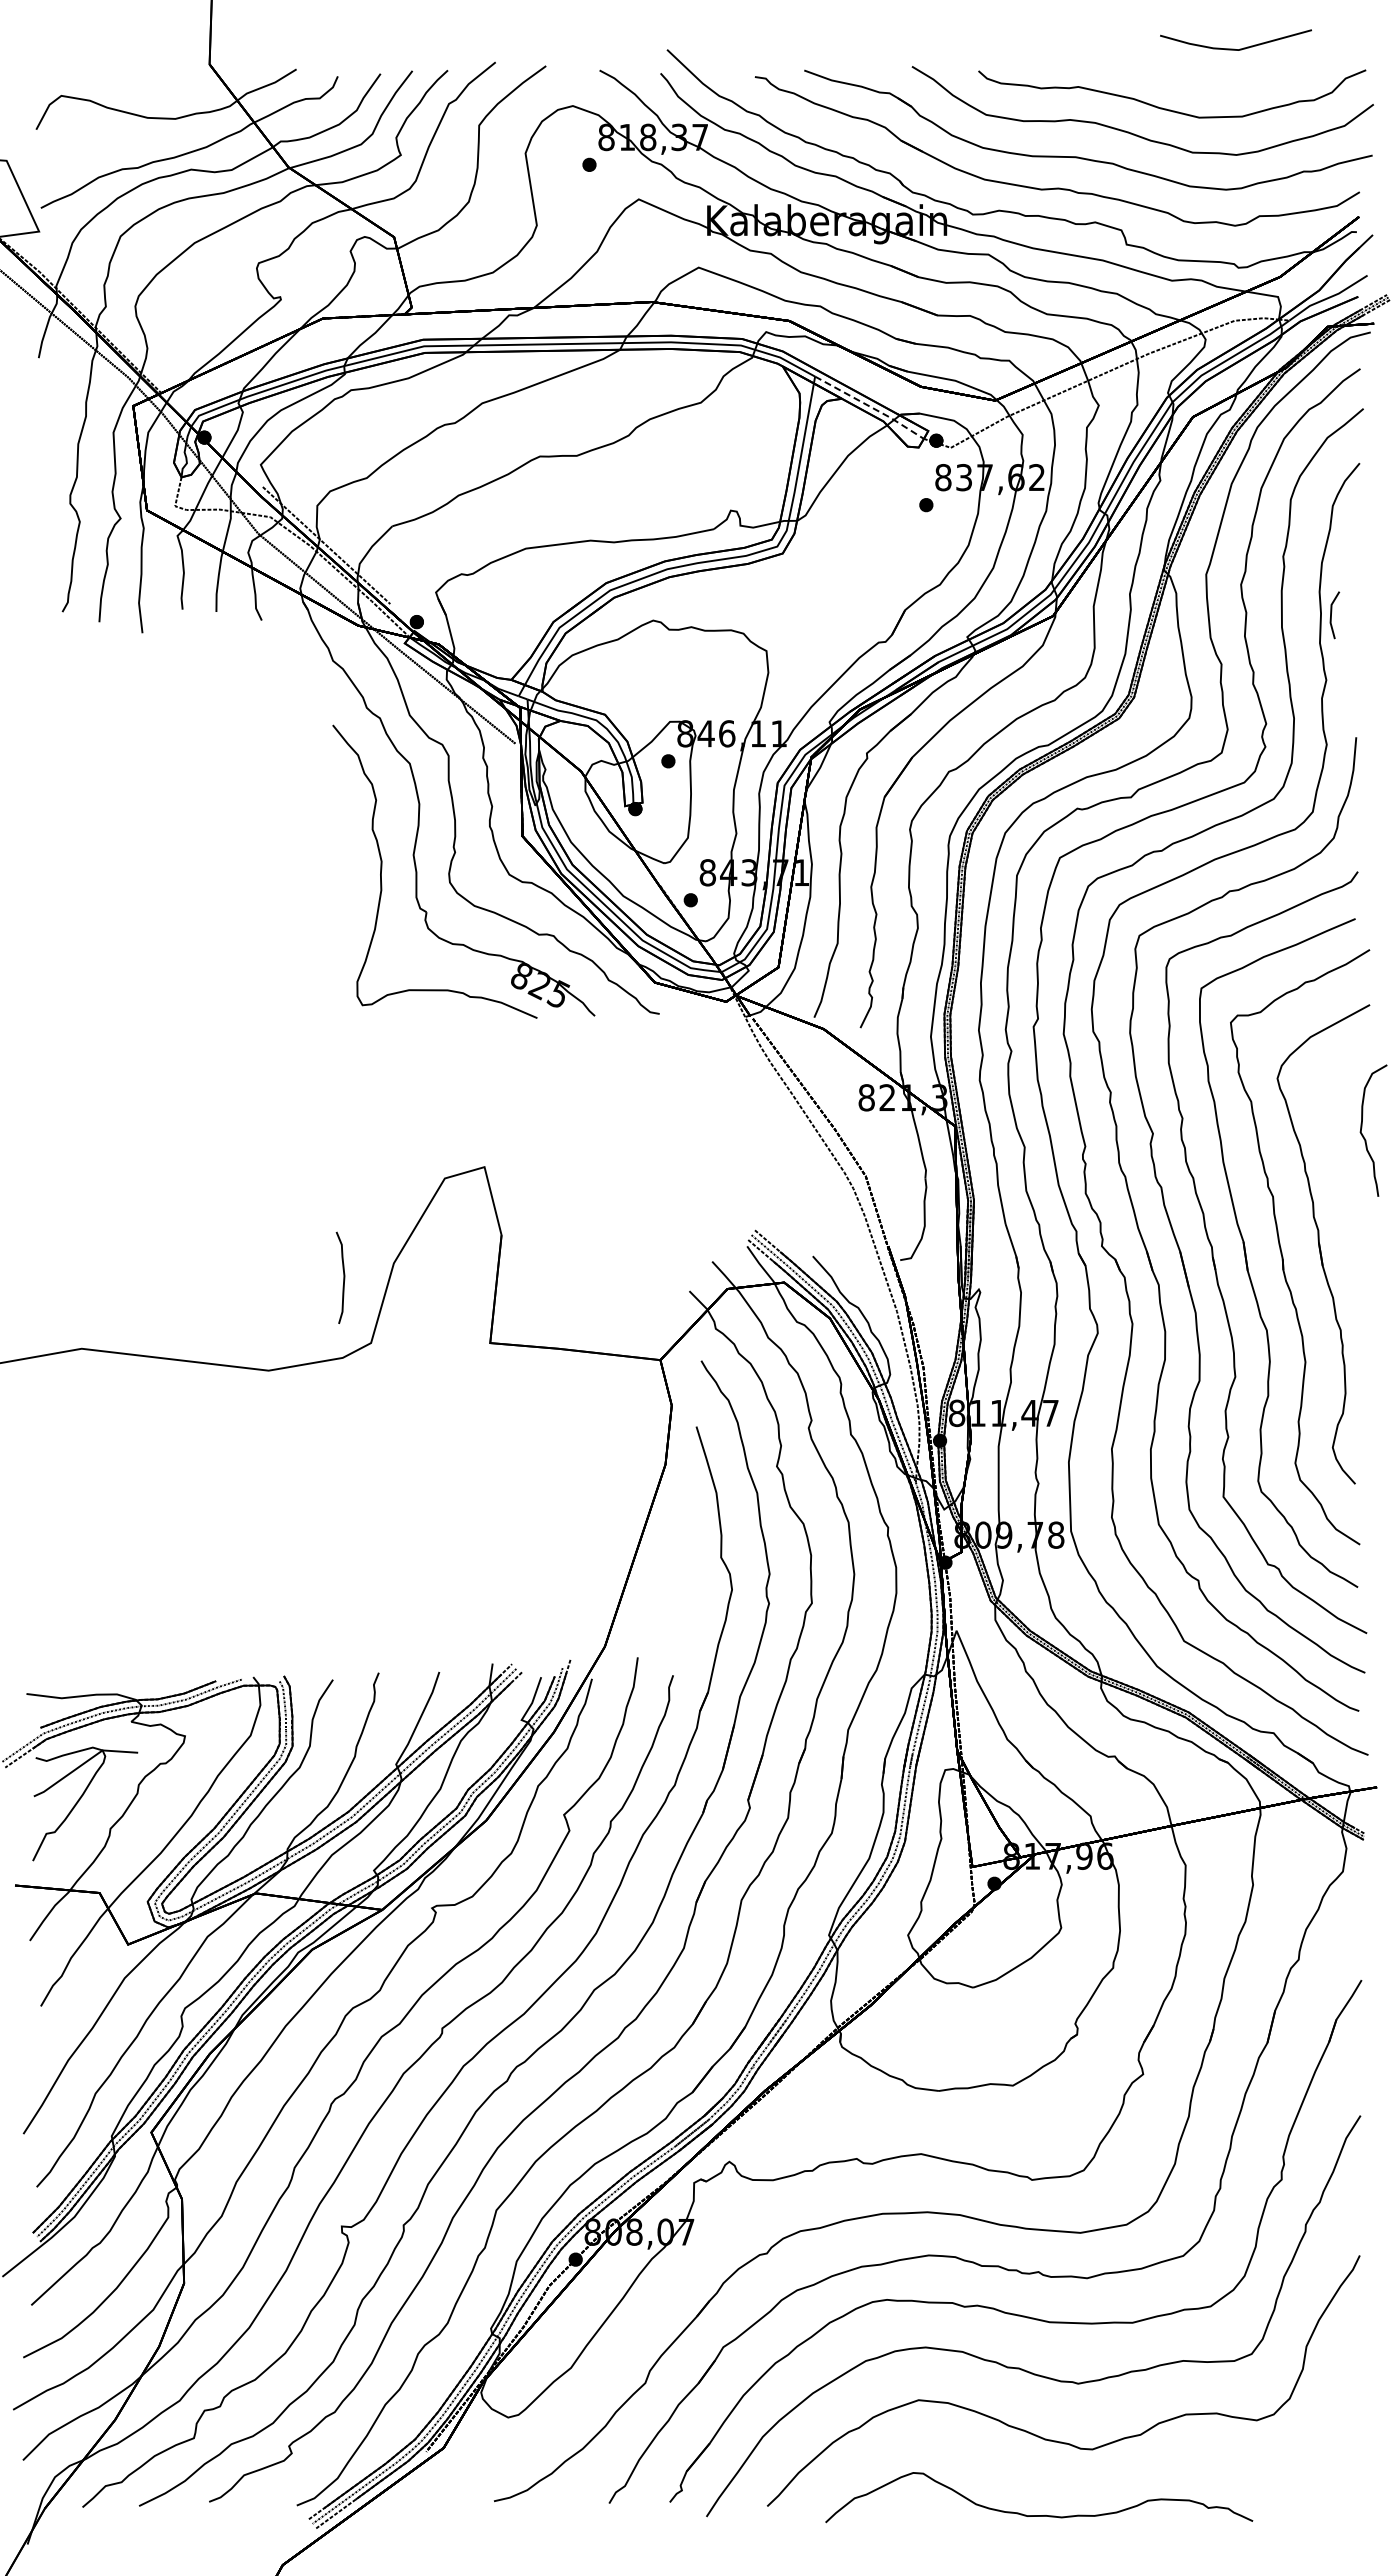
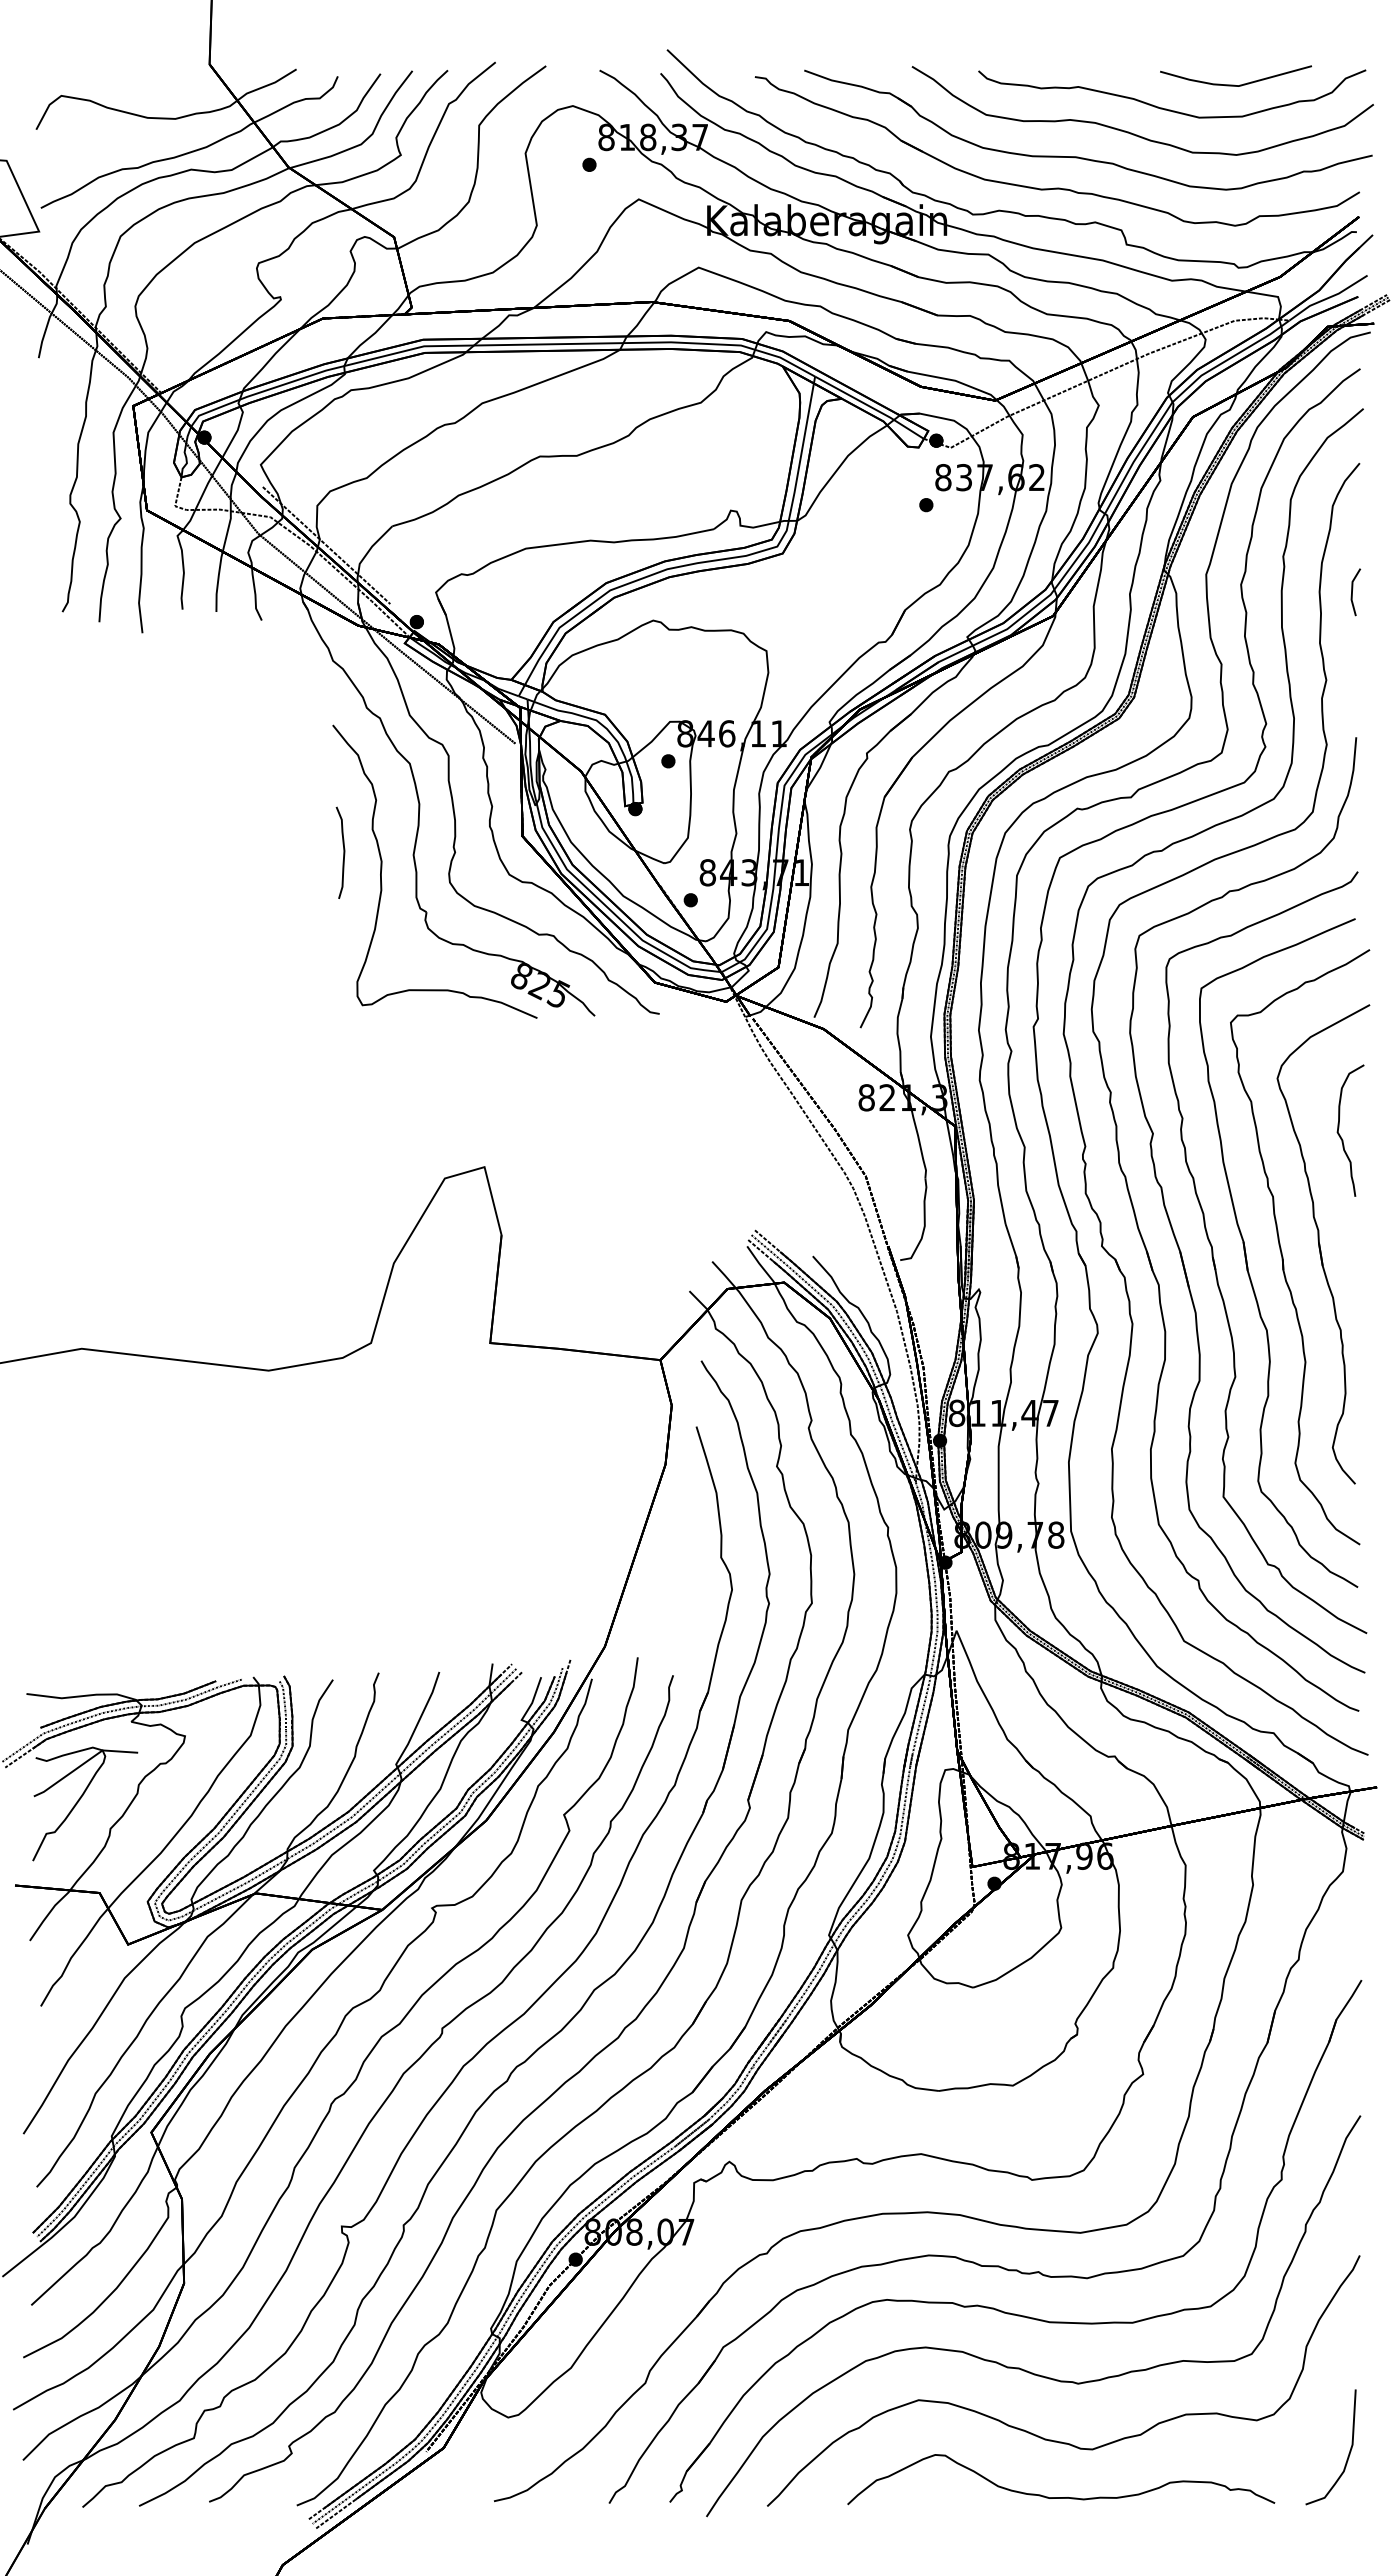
line position: (1234, 48) -> (1234, 84) (1234, 84)
line: dashed -> solid (870, 406)
line position: (1331, 615) -> (1352, 592) (1352, 592)
part position: (1364, 1136) -> (1341, 1136) (1341, 1136)
curve position: (343, 1277) -> (343, 852) (343, 852)
curve: none -> present (1348, 2453)
curve position: (1039, 2515) -> (1061, 2497) (1061, 2497)
